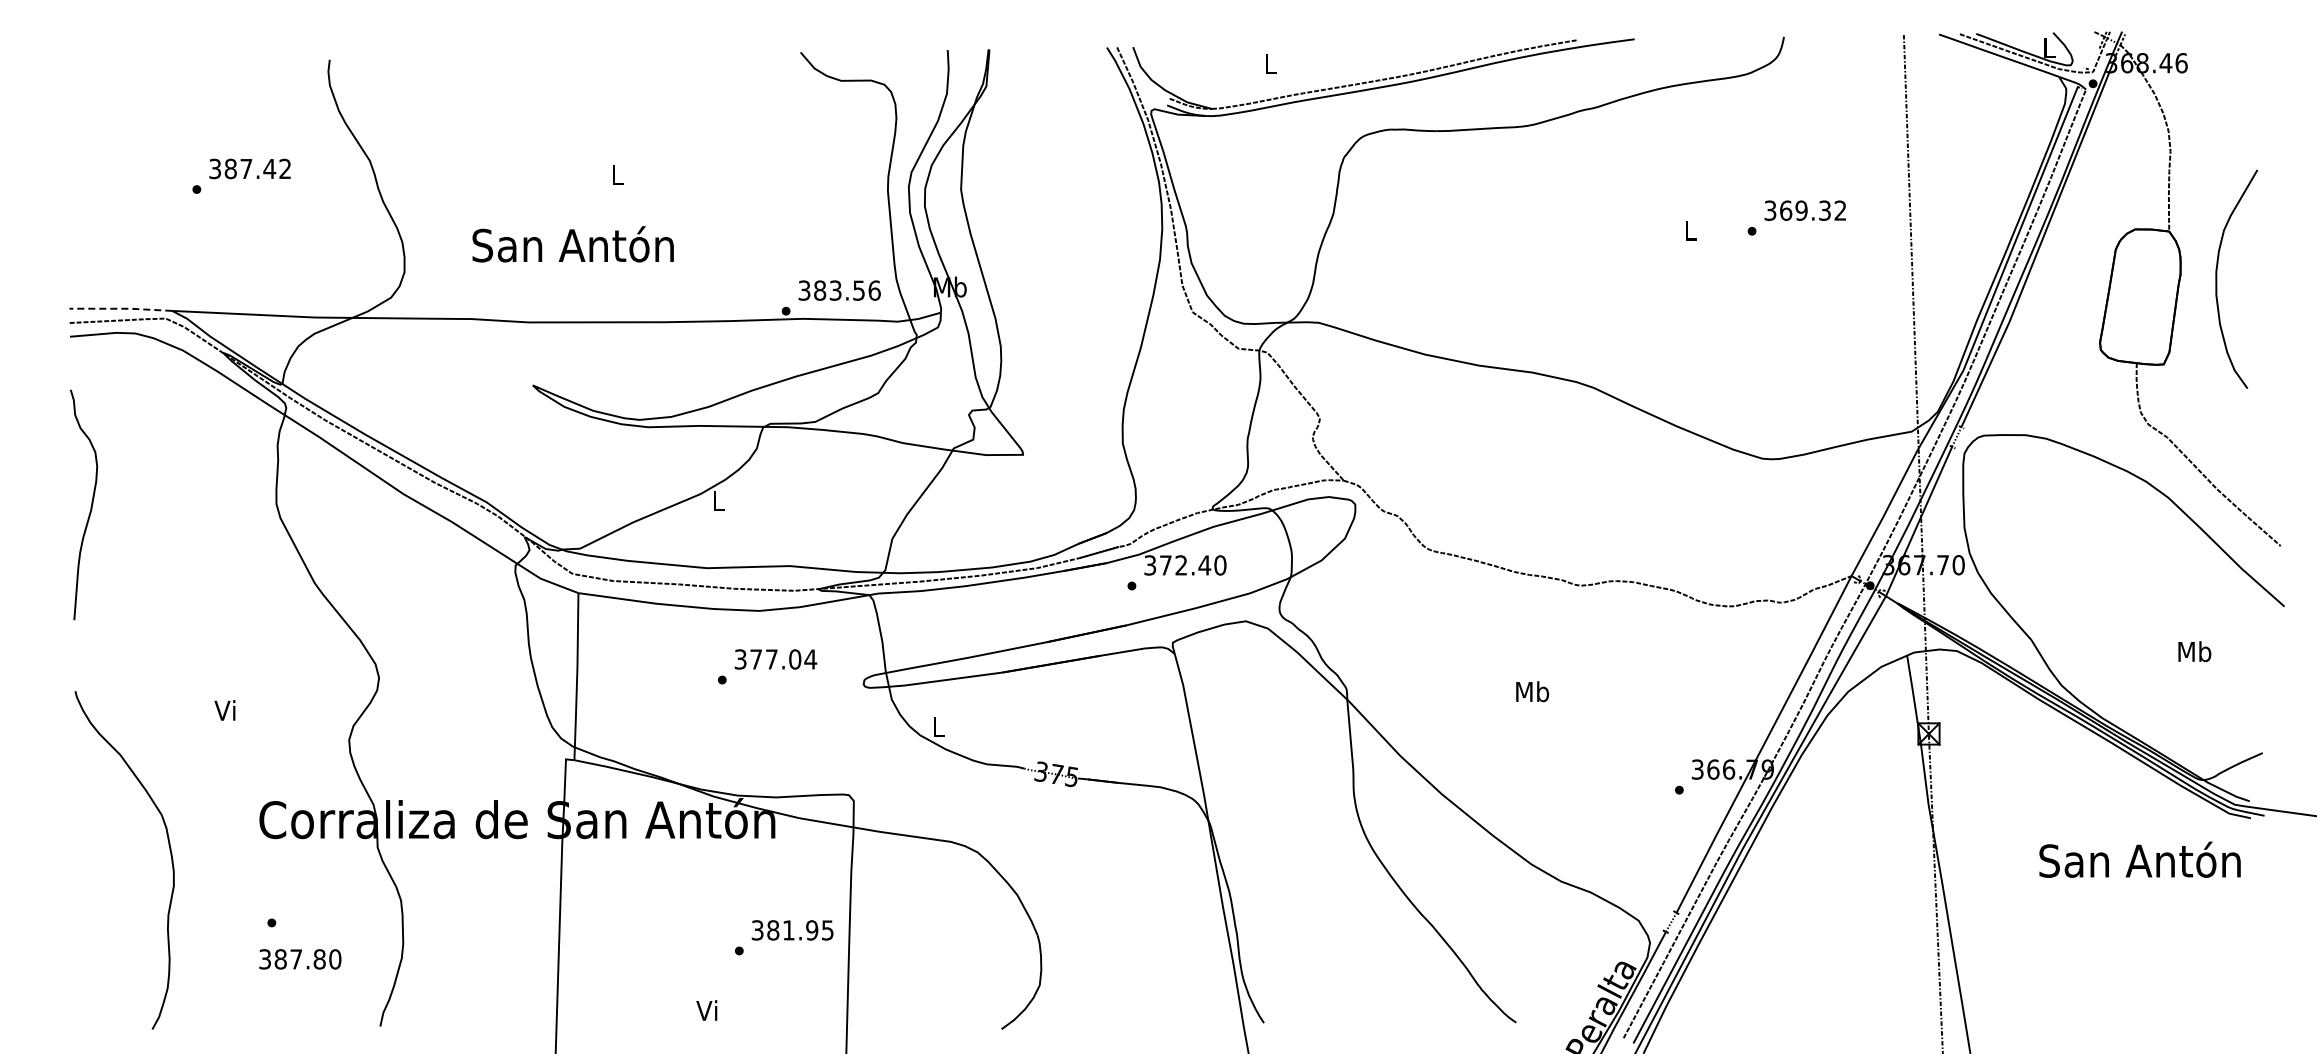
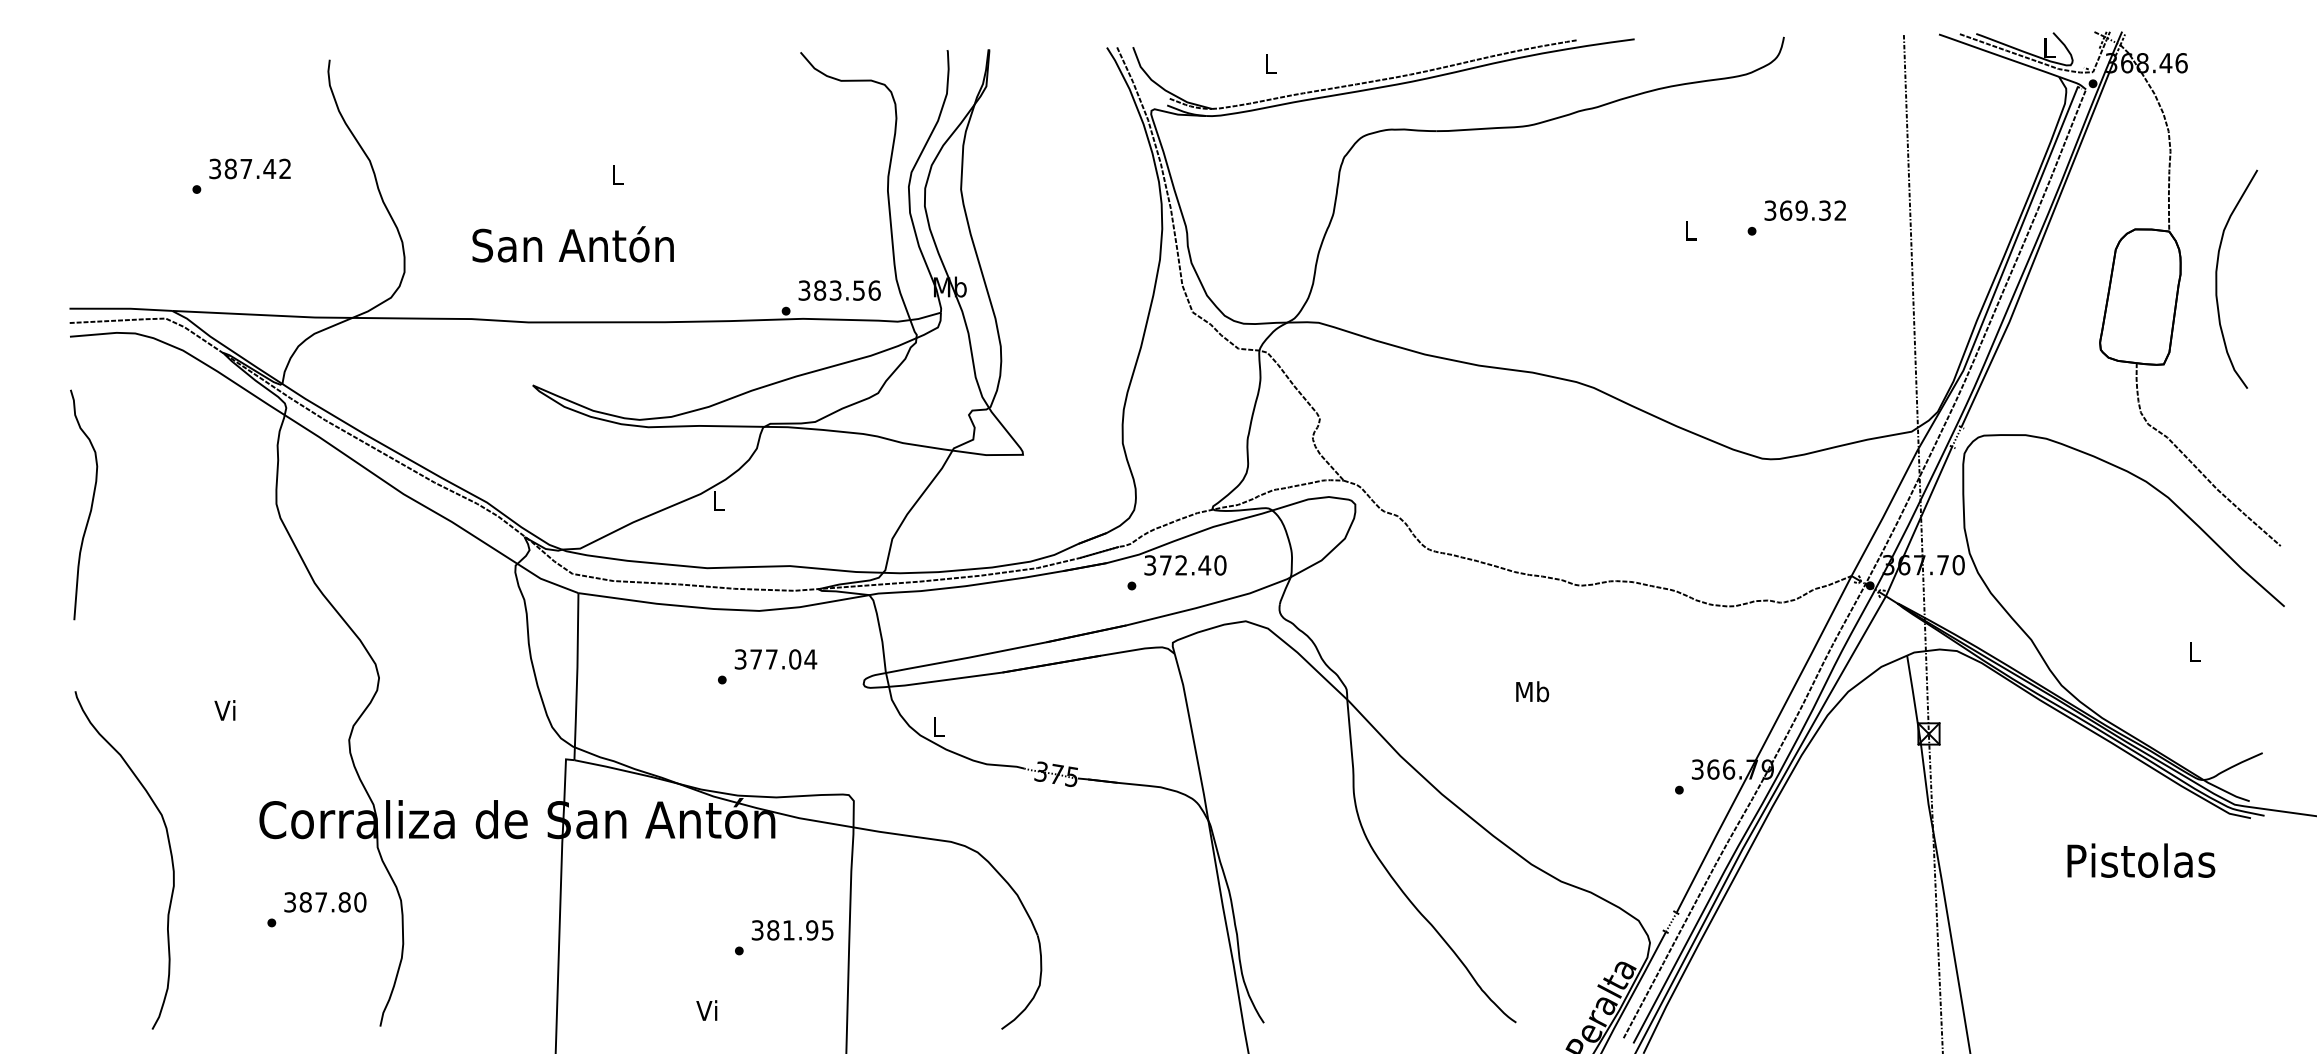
line: dashed -> solid (120, 308)
text: Mb -> L (2194, 651)
text: San Antón -> Pistolas (2139, 859)
text position: (300, 959) -> (325, 902) (325, 902)
